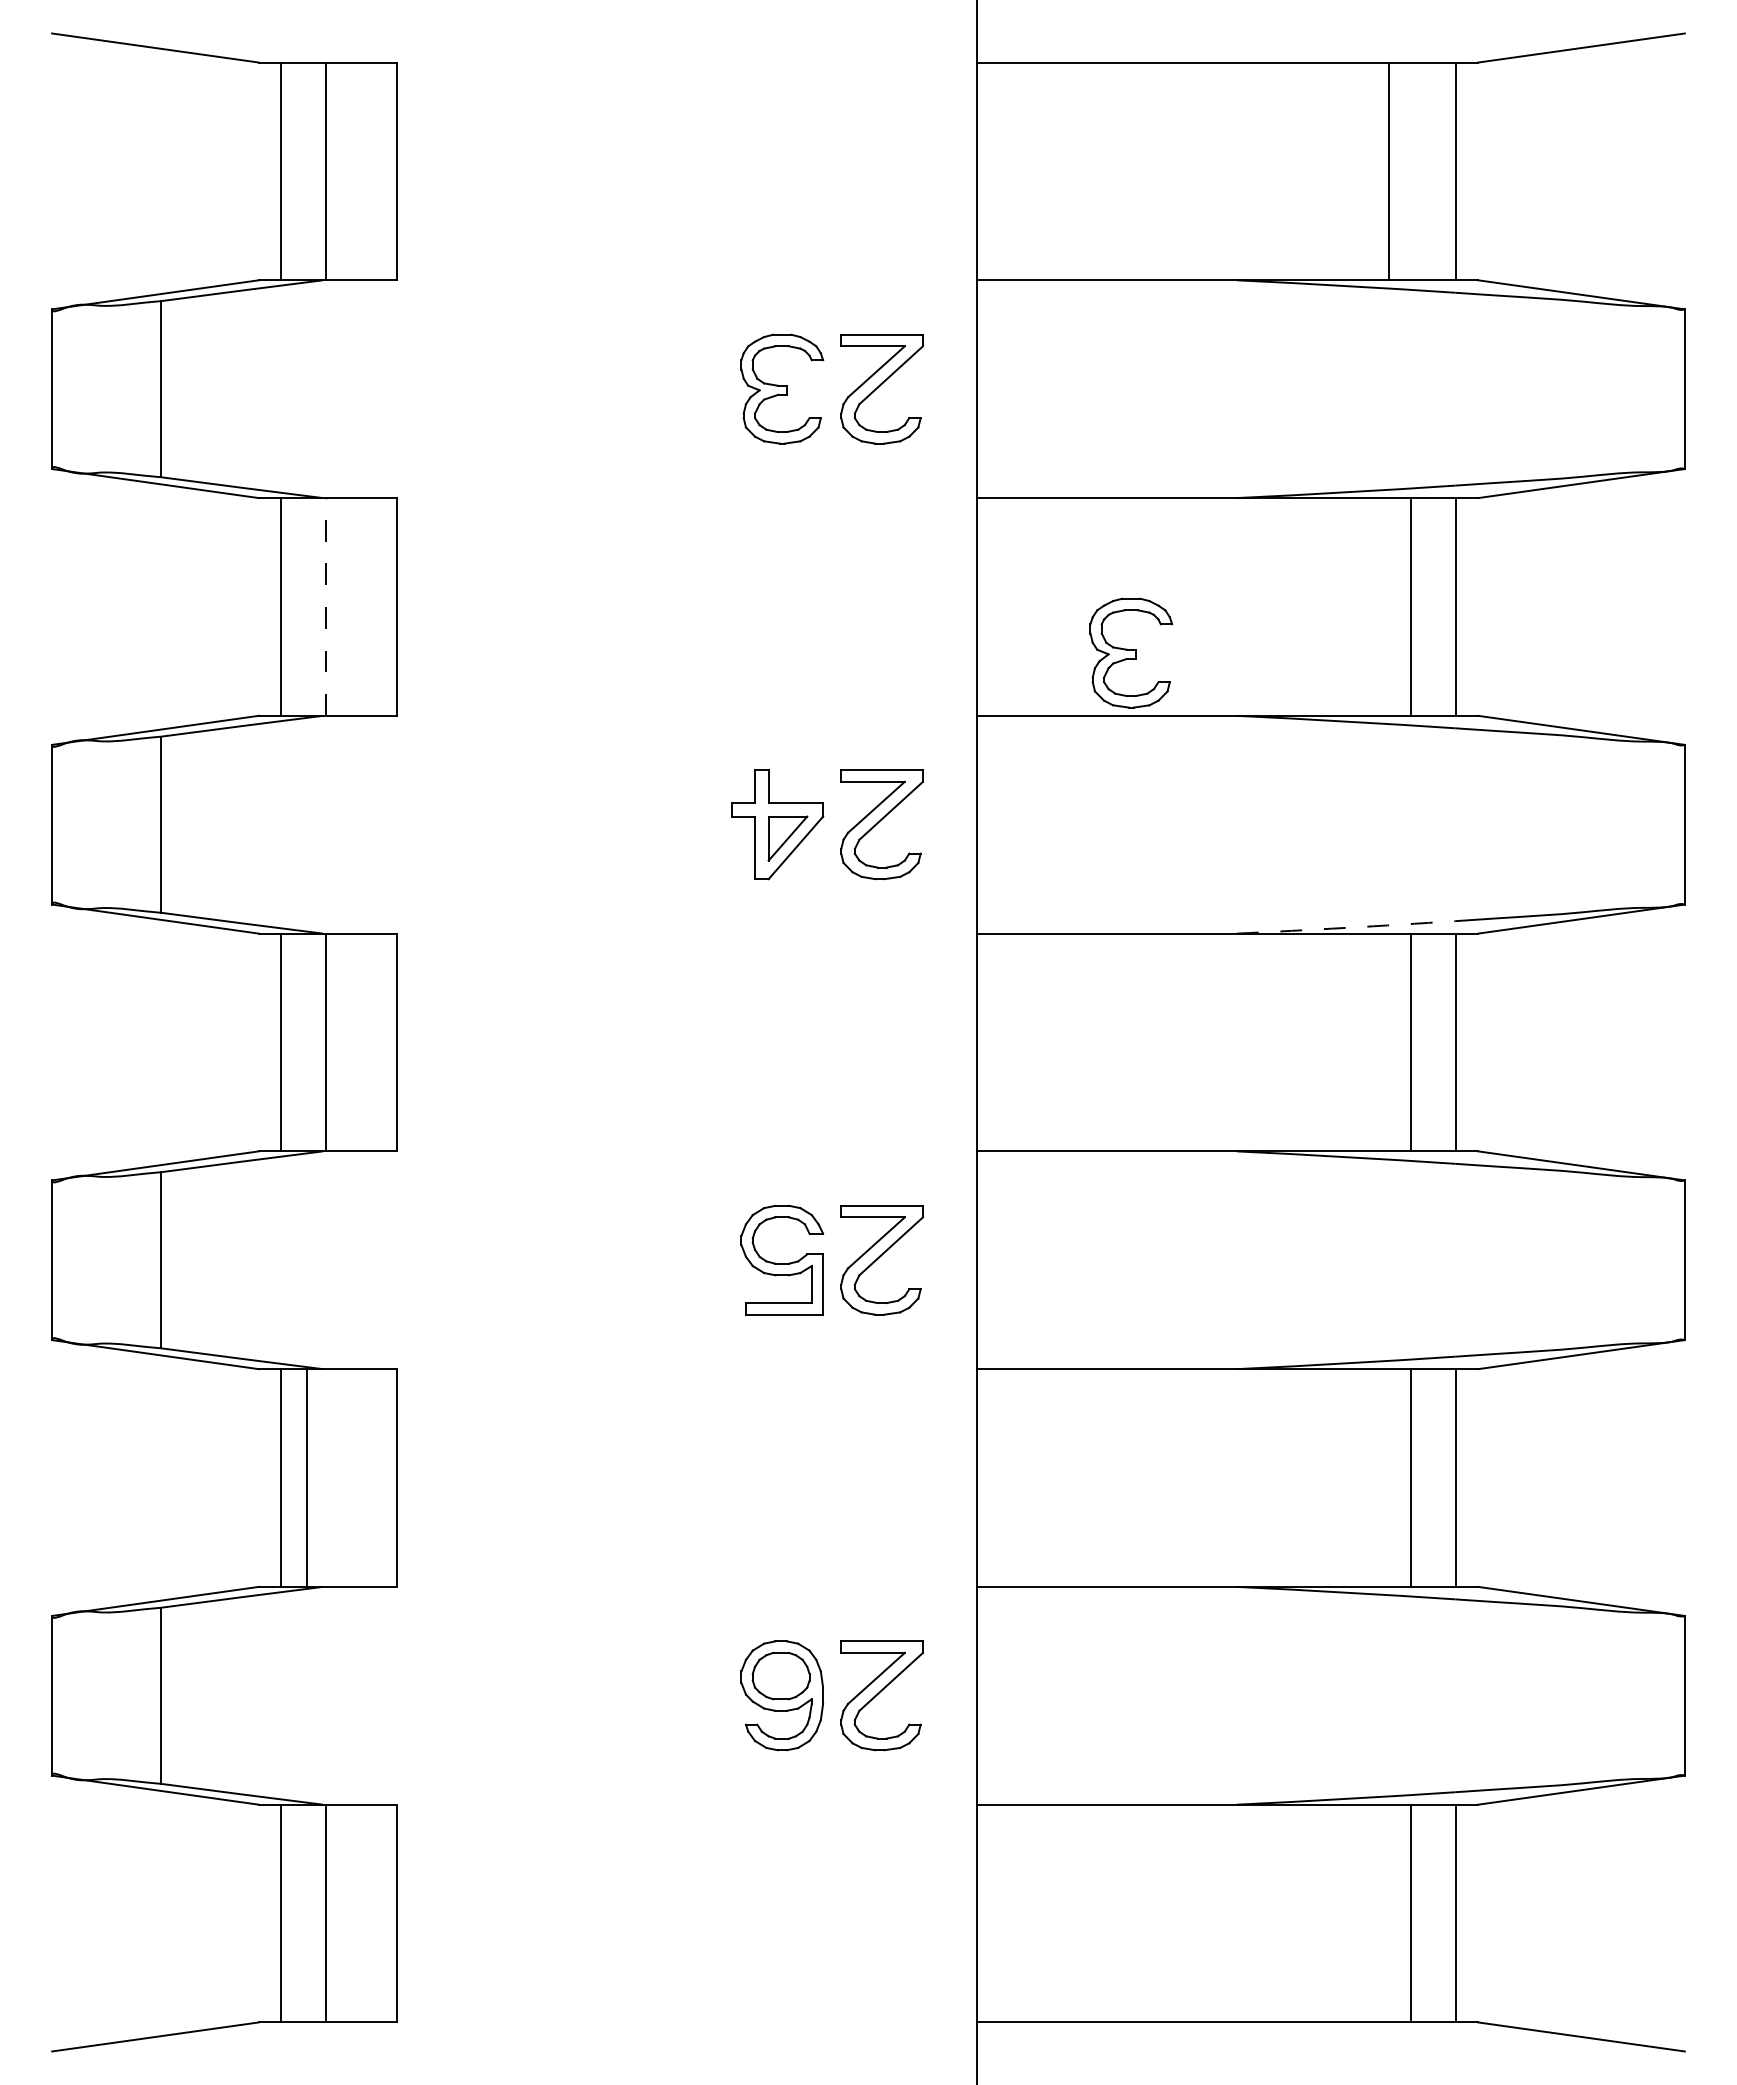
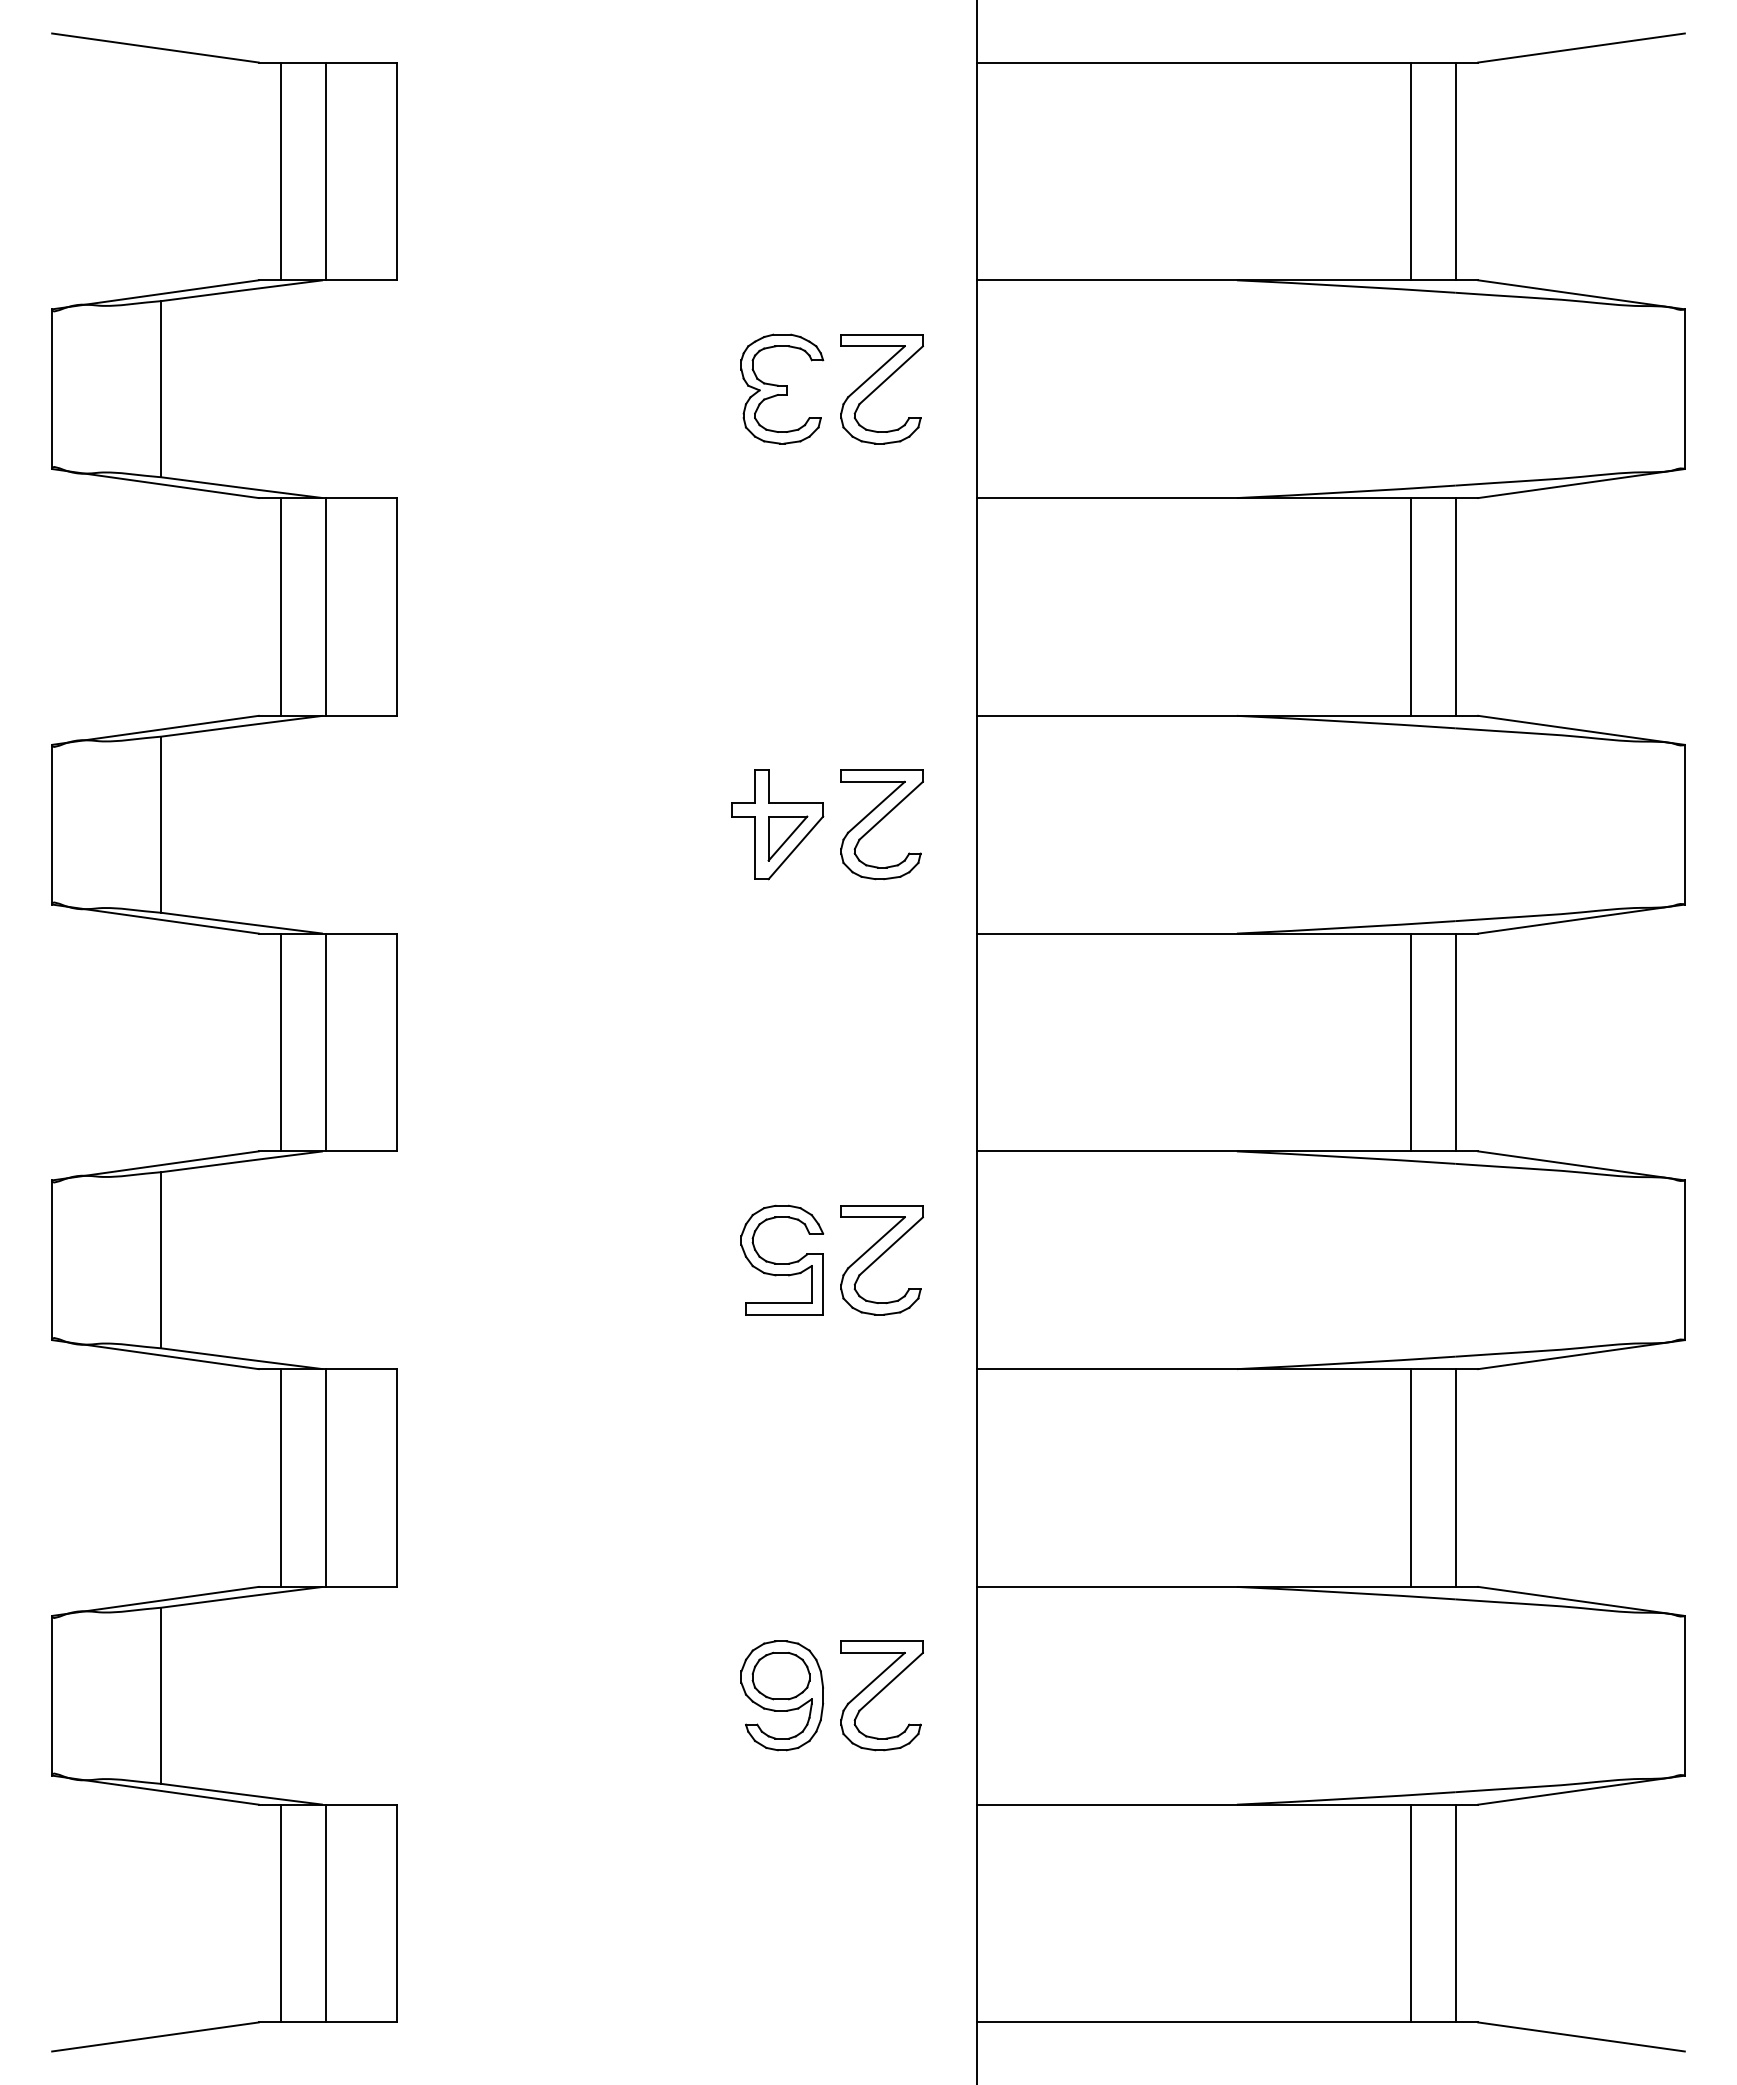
line position: (1389, 171) -> (1411, 171) (1411, 171)
line: dashed -> solid (325, 606)
part: present -> none (1131, 652)
arc: dashed -> solid (1346, 927)
line position: (306, 1477) -> (325, 1477) (325, 1477)
